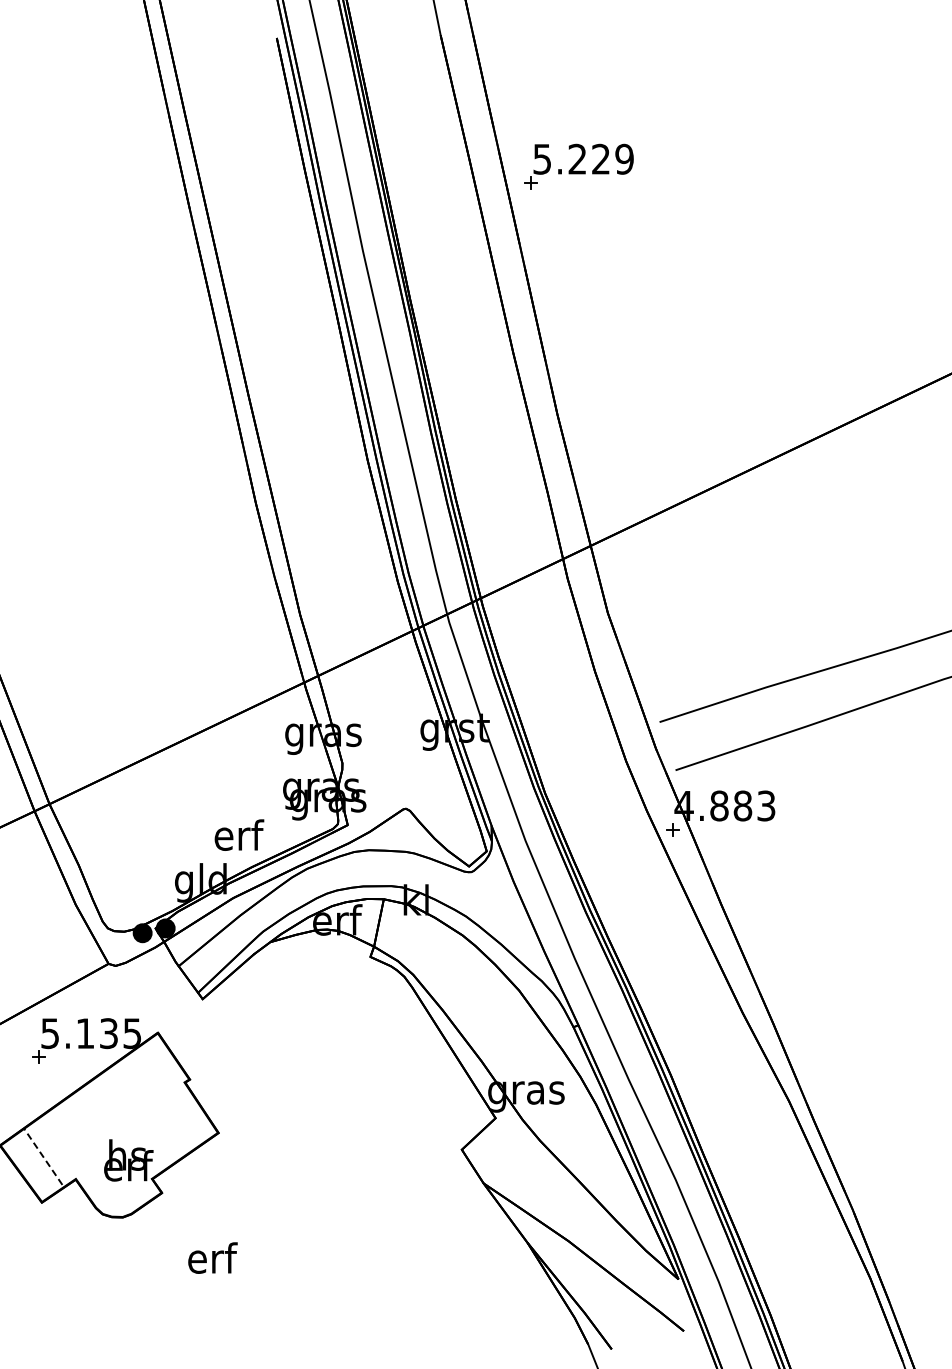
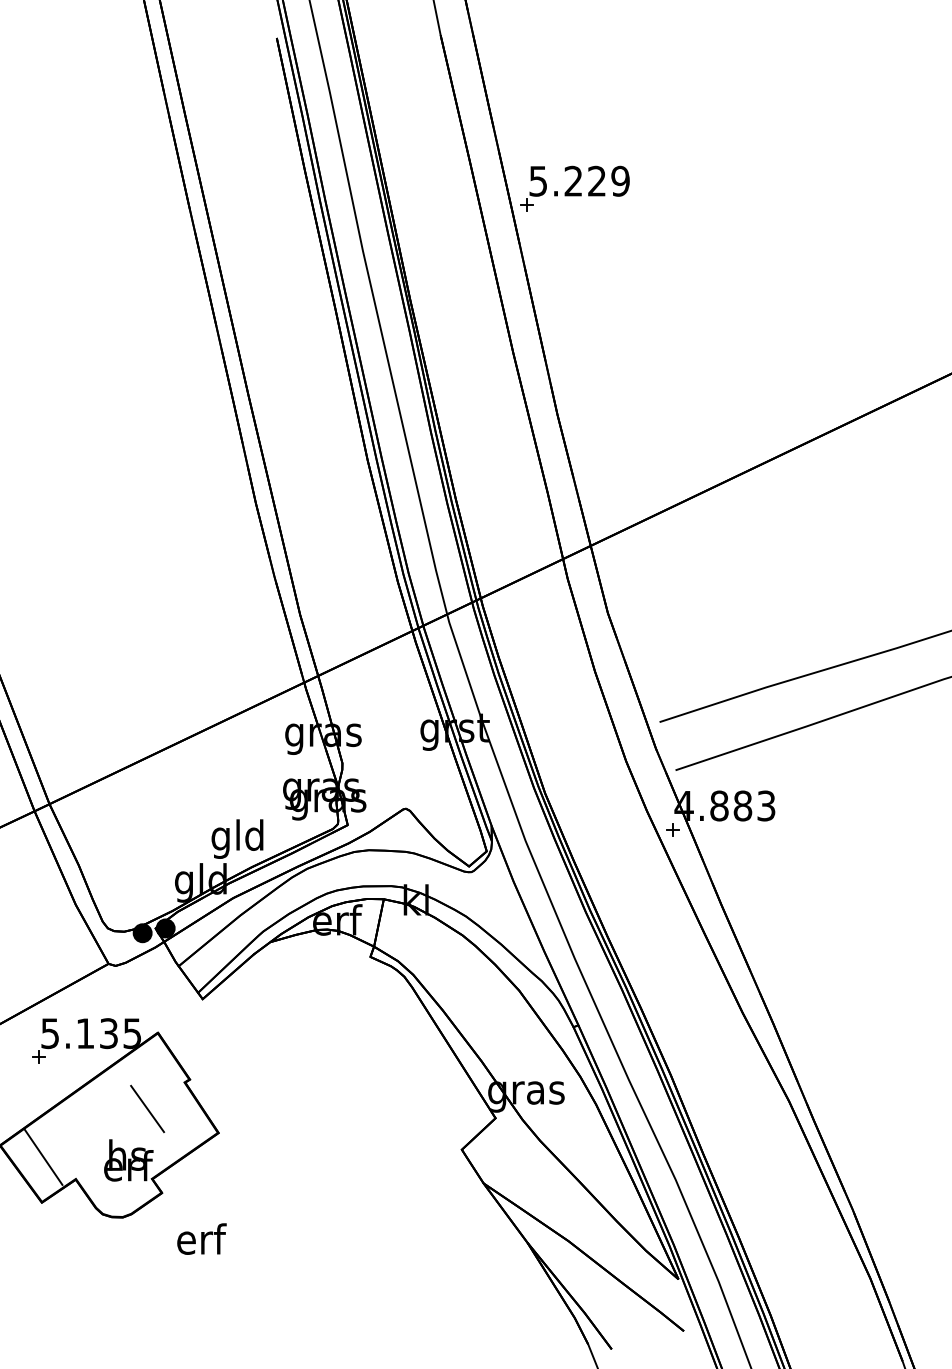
part position: (578, 166) -> (574, 188) (574, 188)
text: erf -> gld (237, 838)
line: none -> present (147, 1108)
line: dashed -> solid (43, 1156)
text position: (212, 1257) -> (201, 1238) (201, 1238)
